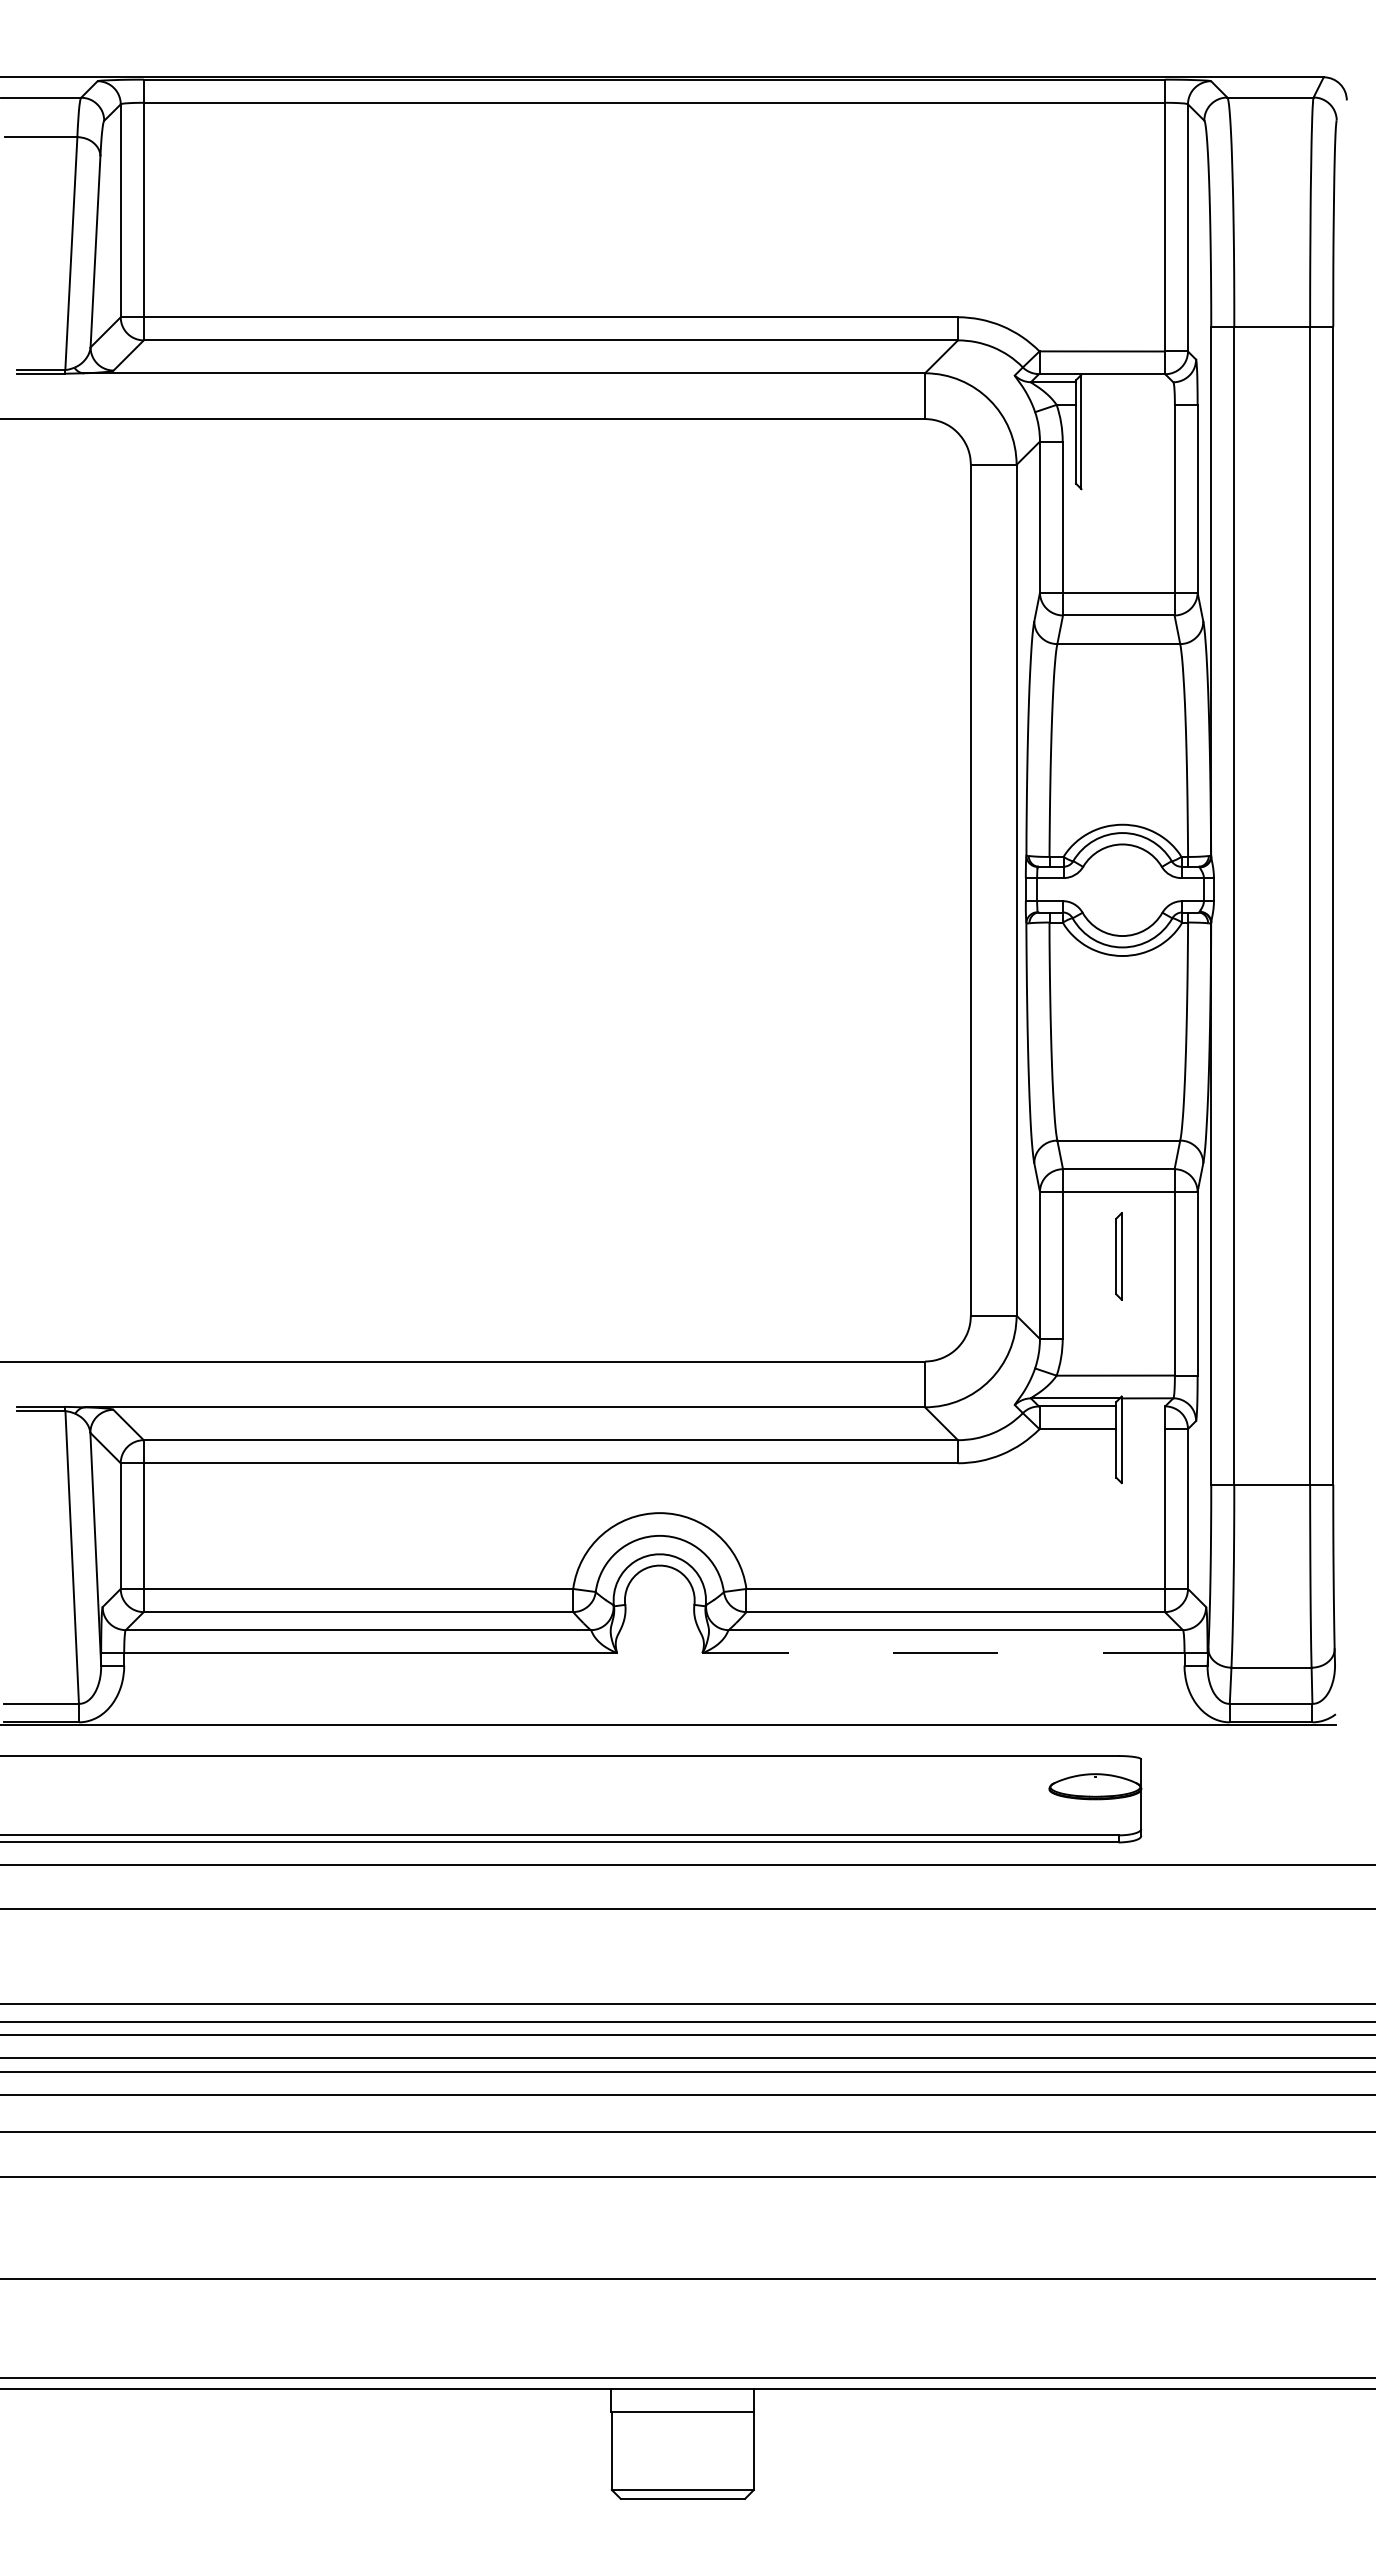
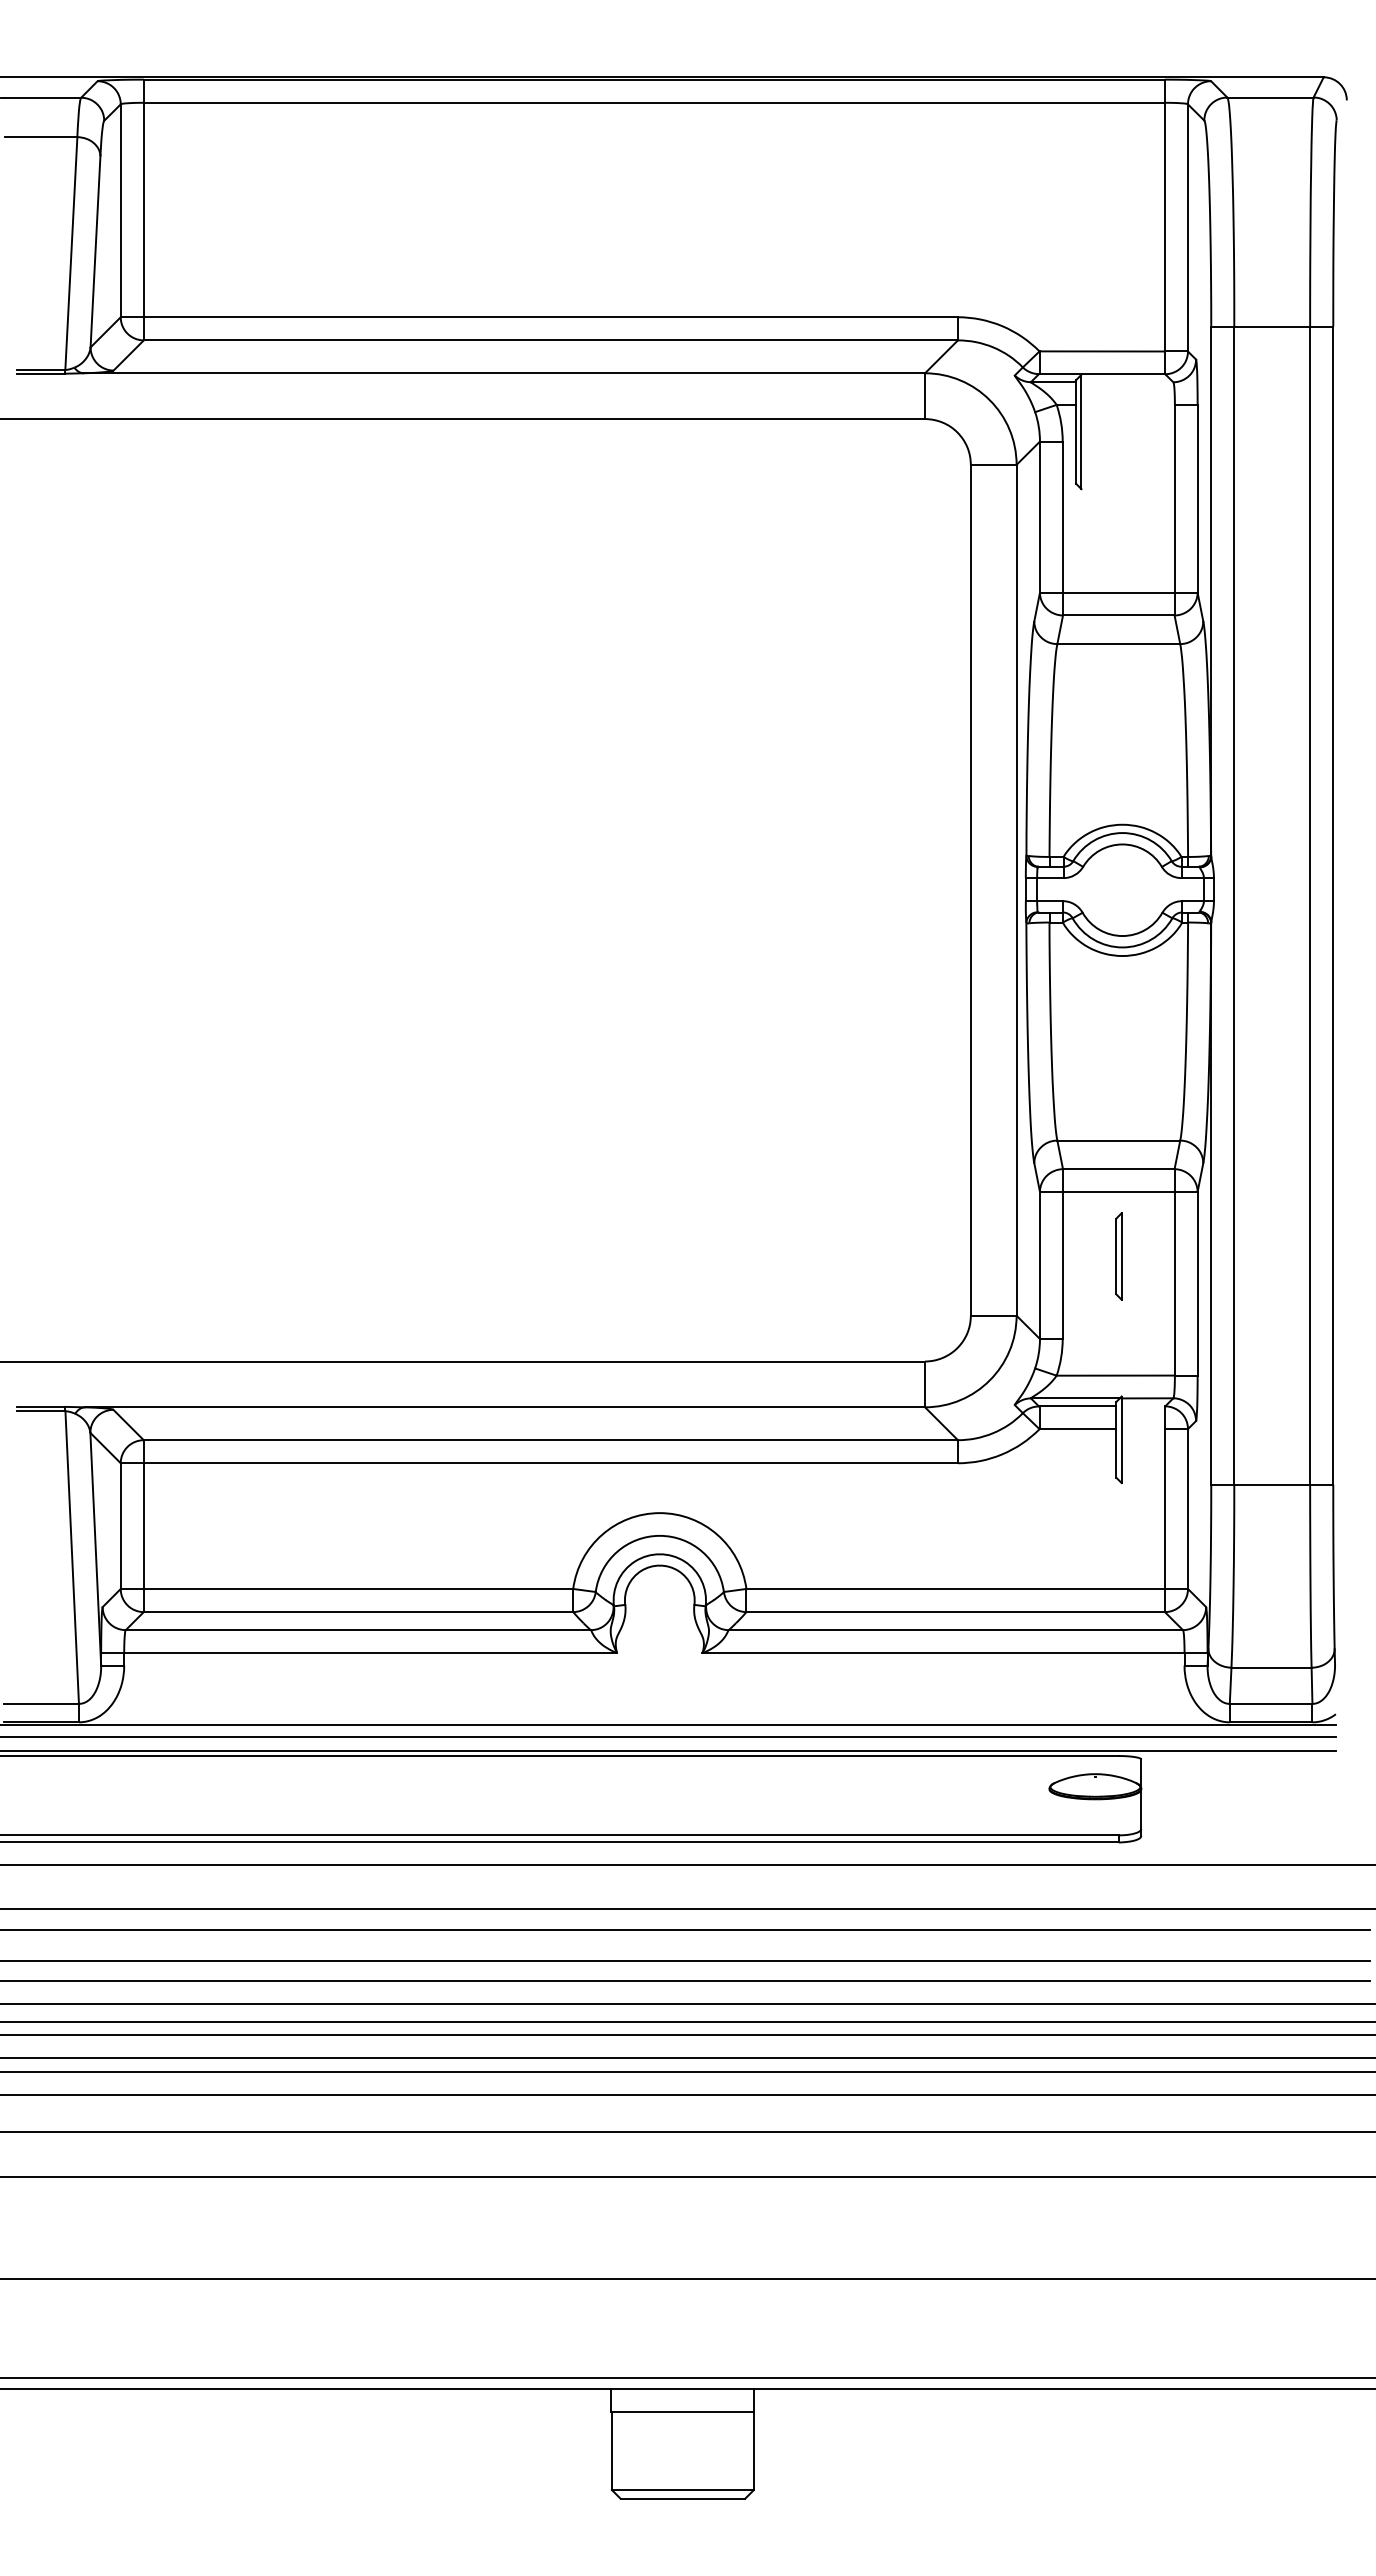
line: dashed -> solid (955, 1653)
line: none -> present (668, 1737)
line: none -> present (668, 1750)
line: none -> present (686, 1930)
line: none -> present (686, 1960)
line: none -> present (686, 1980)
